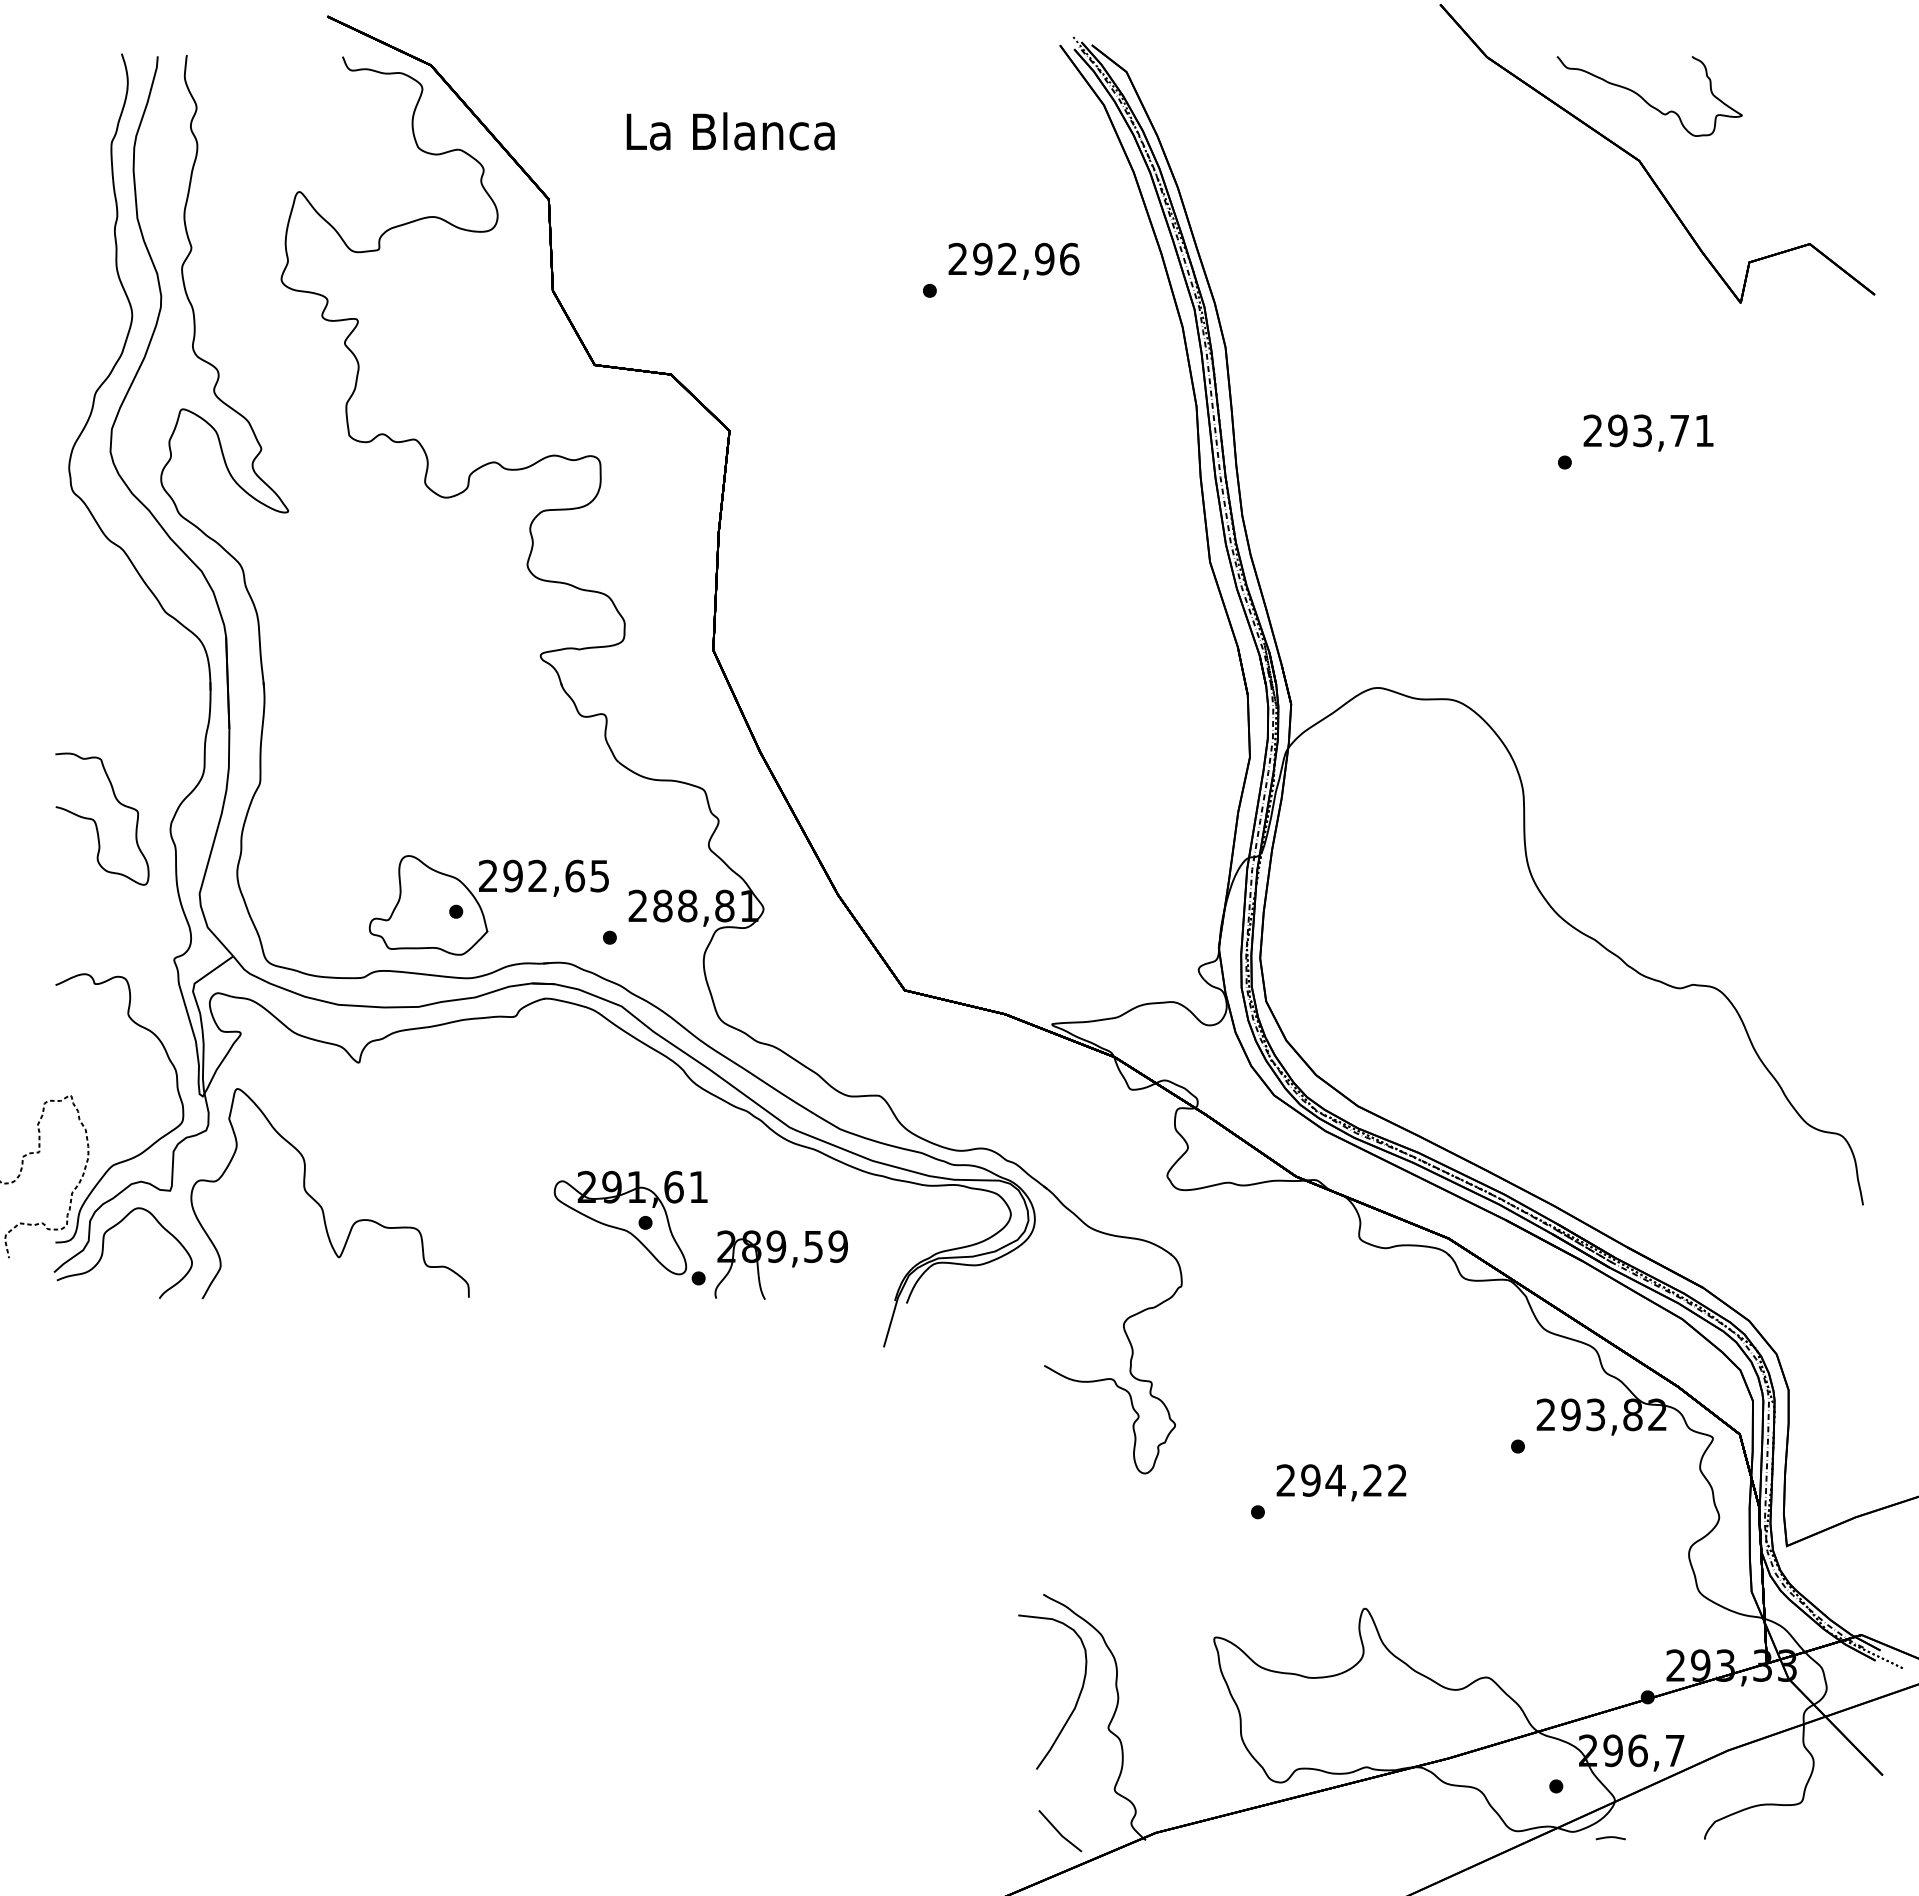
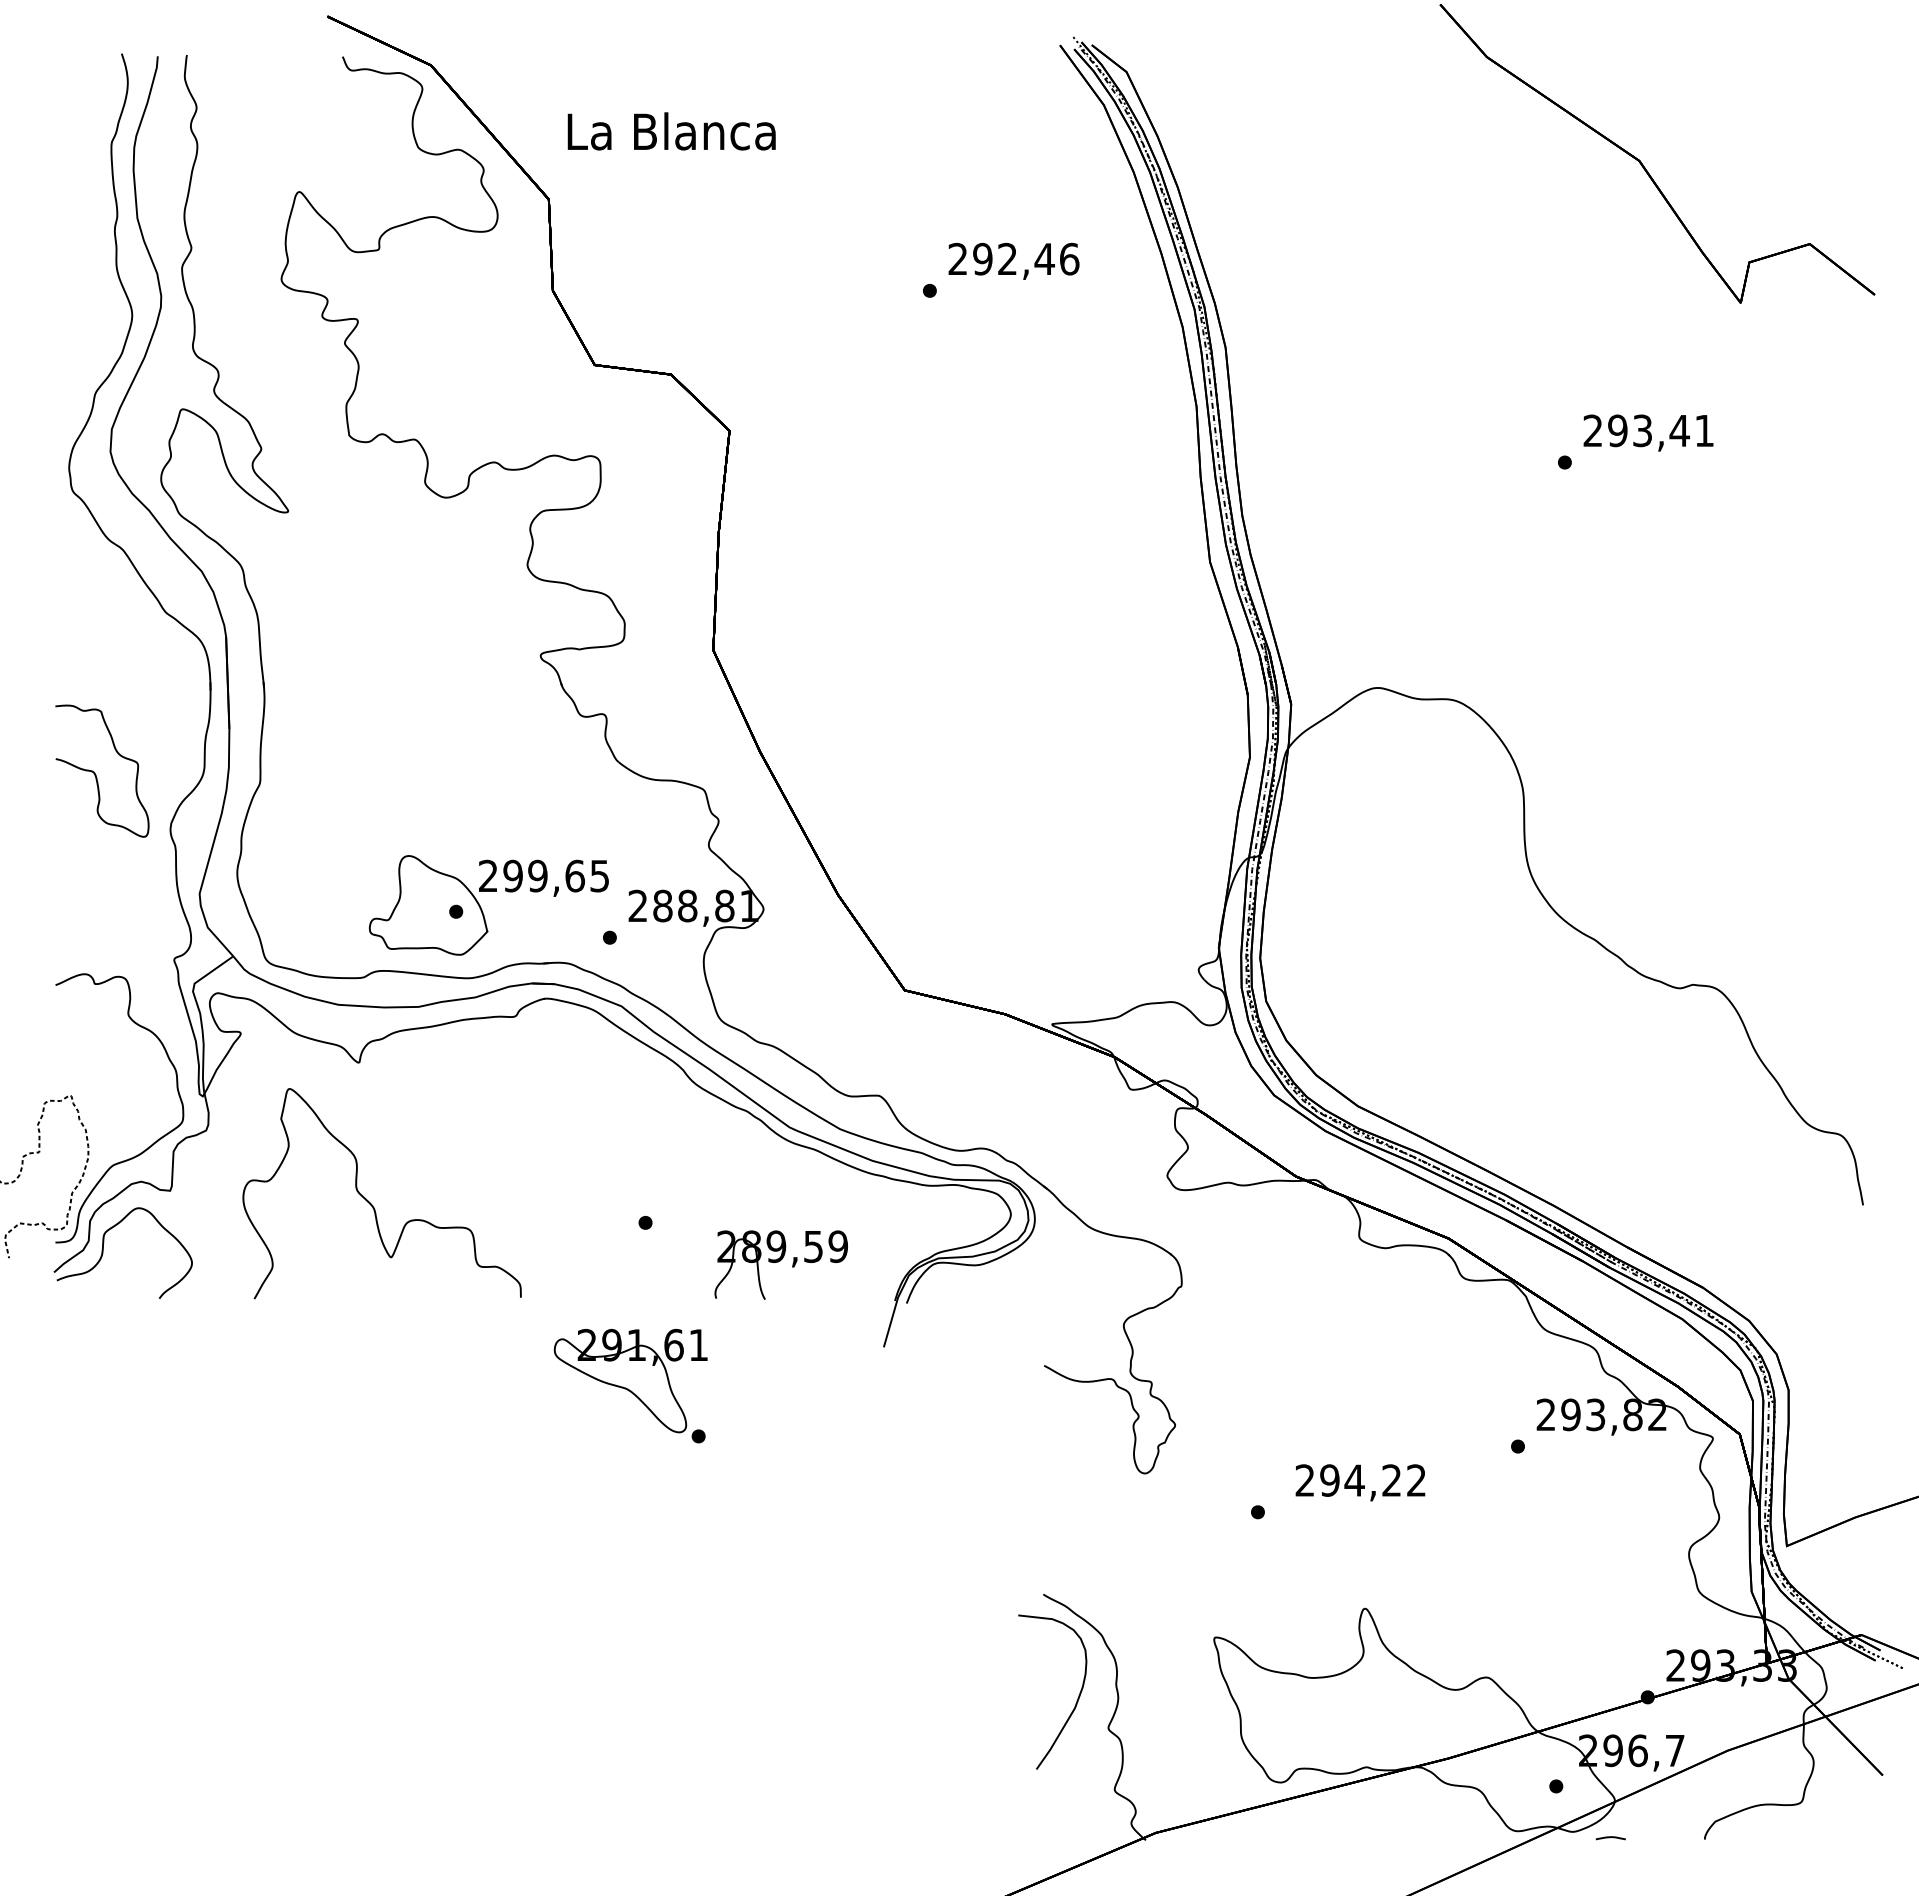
curve: present -> none (1645, 99)
text position: (730, 131) -> (671, 131) (671, 131)
text: 292,96 -> 292,46 (1044, 258)
text: 293,71 -> 293,41 (1679, 430)
curve position: (96, 822) -> (96, 774) (96, 774)
text: 292,65 -> 299,65 (537, 875)
curve position: (319, 1203) -> (371, 1203) (371, 1203)
part position: (630, 1228) -> (630, 1386) (630, 1386)
text position: (1341, 1482) -> (1360, 1482) (1360, 1482)
line: present -> none (1059, 1831)
